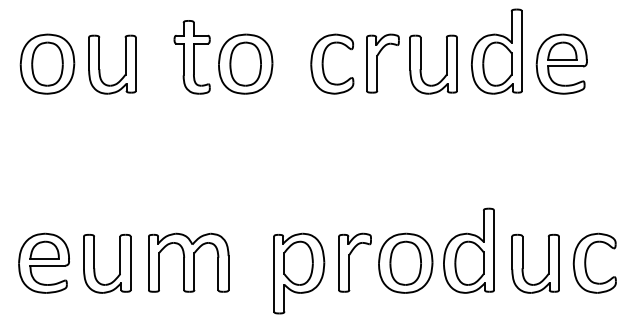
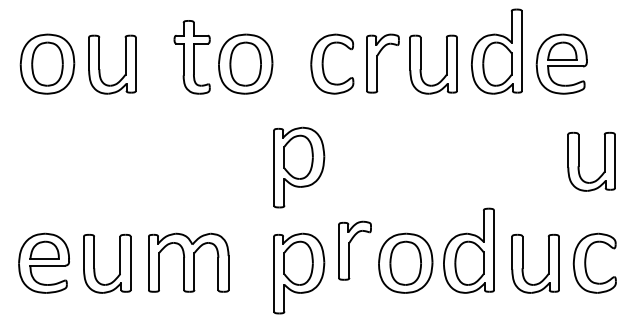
part: none -> present (579, 161)
part: none -> present (299, 167)
part position: (354, 262) -> (354, 250) (354, 250)
